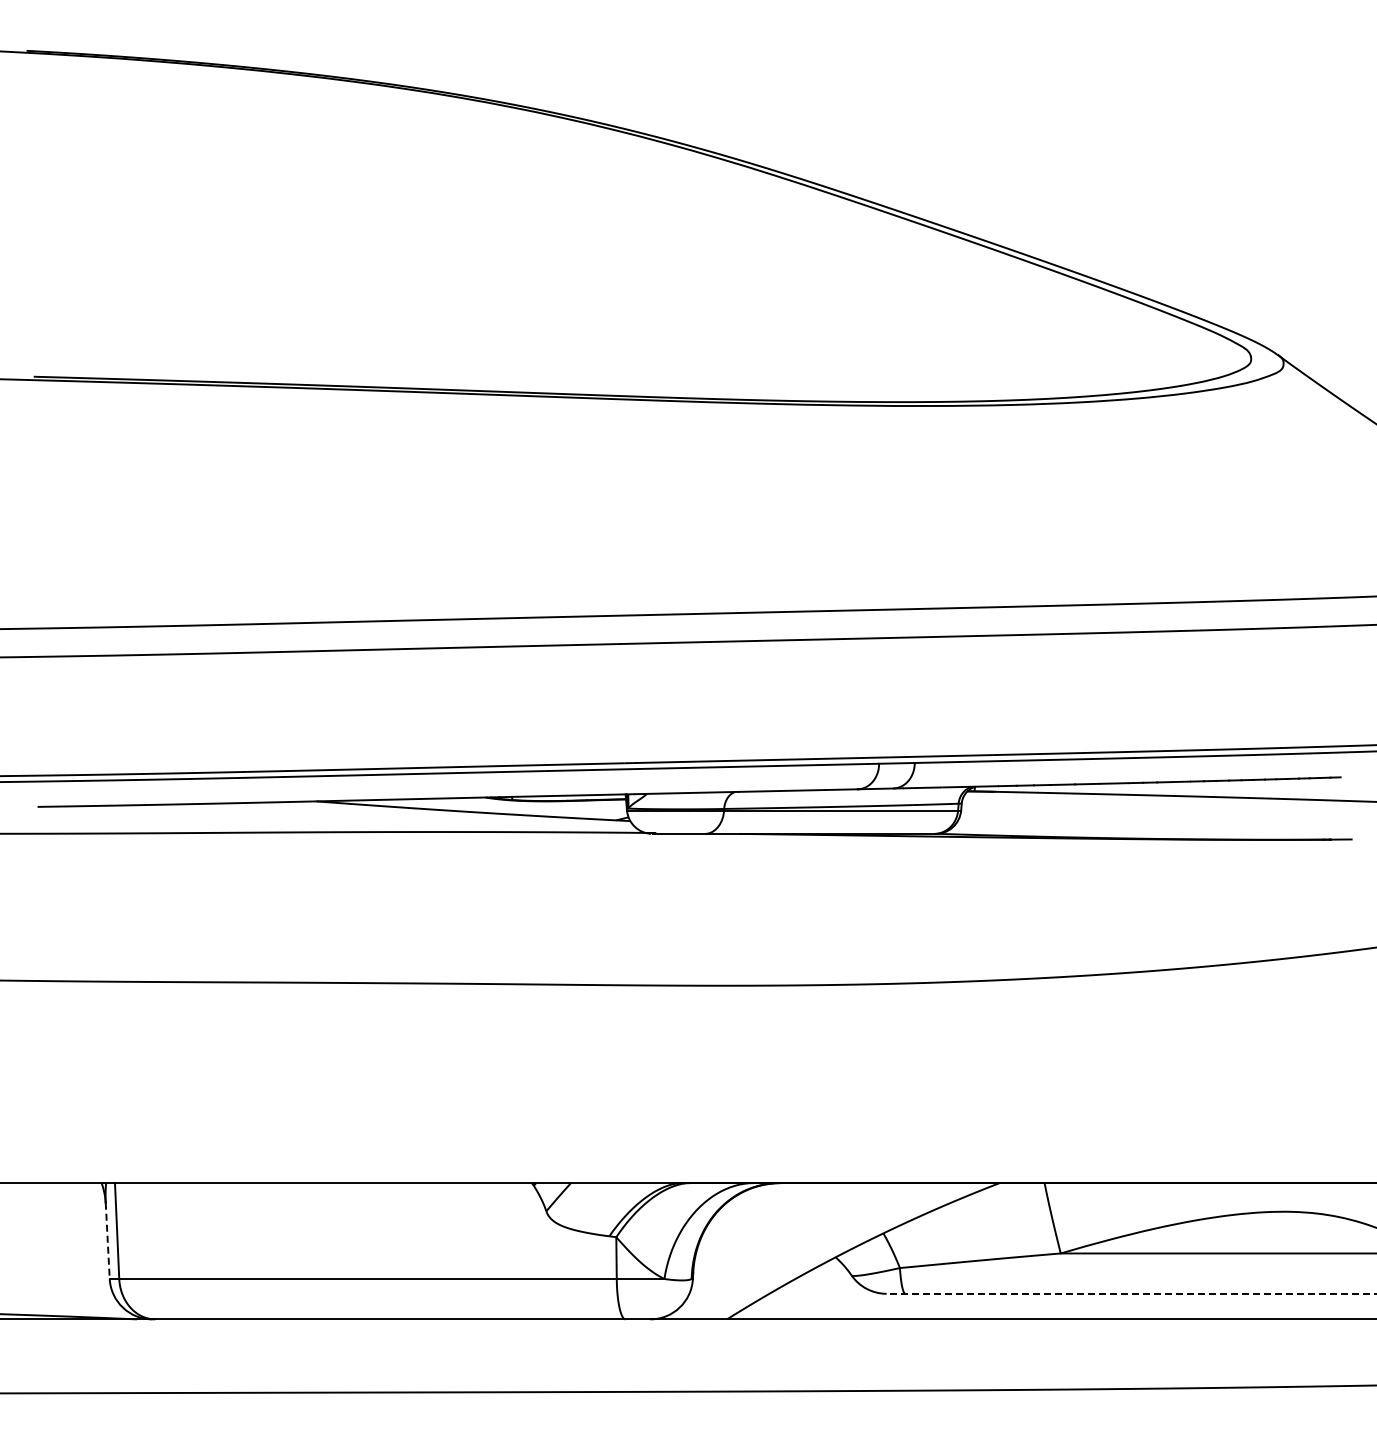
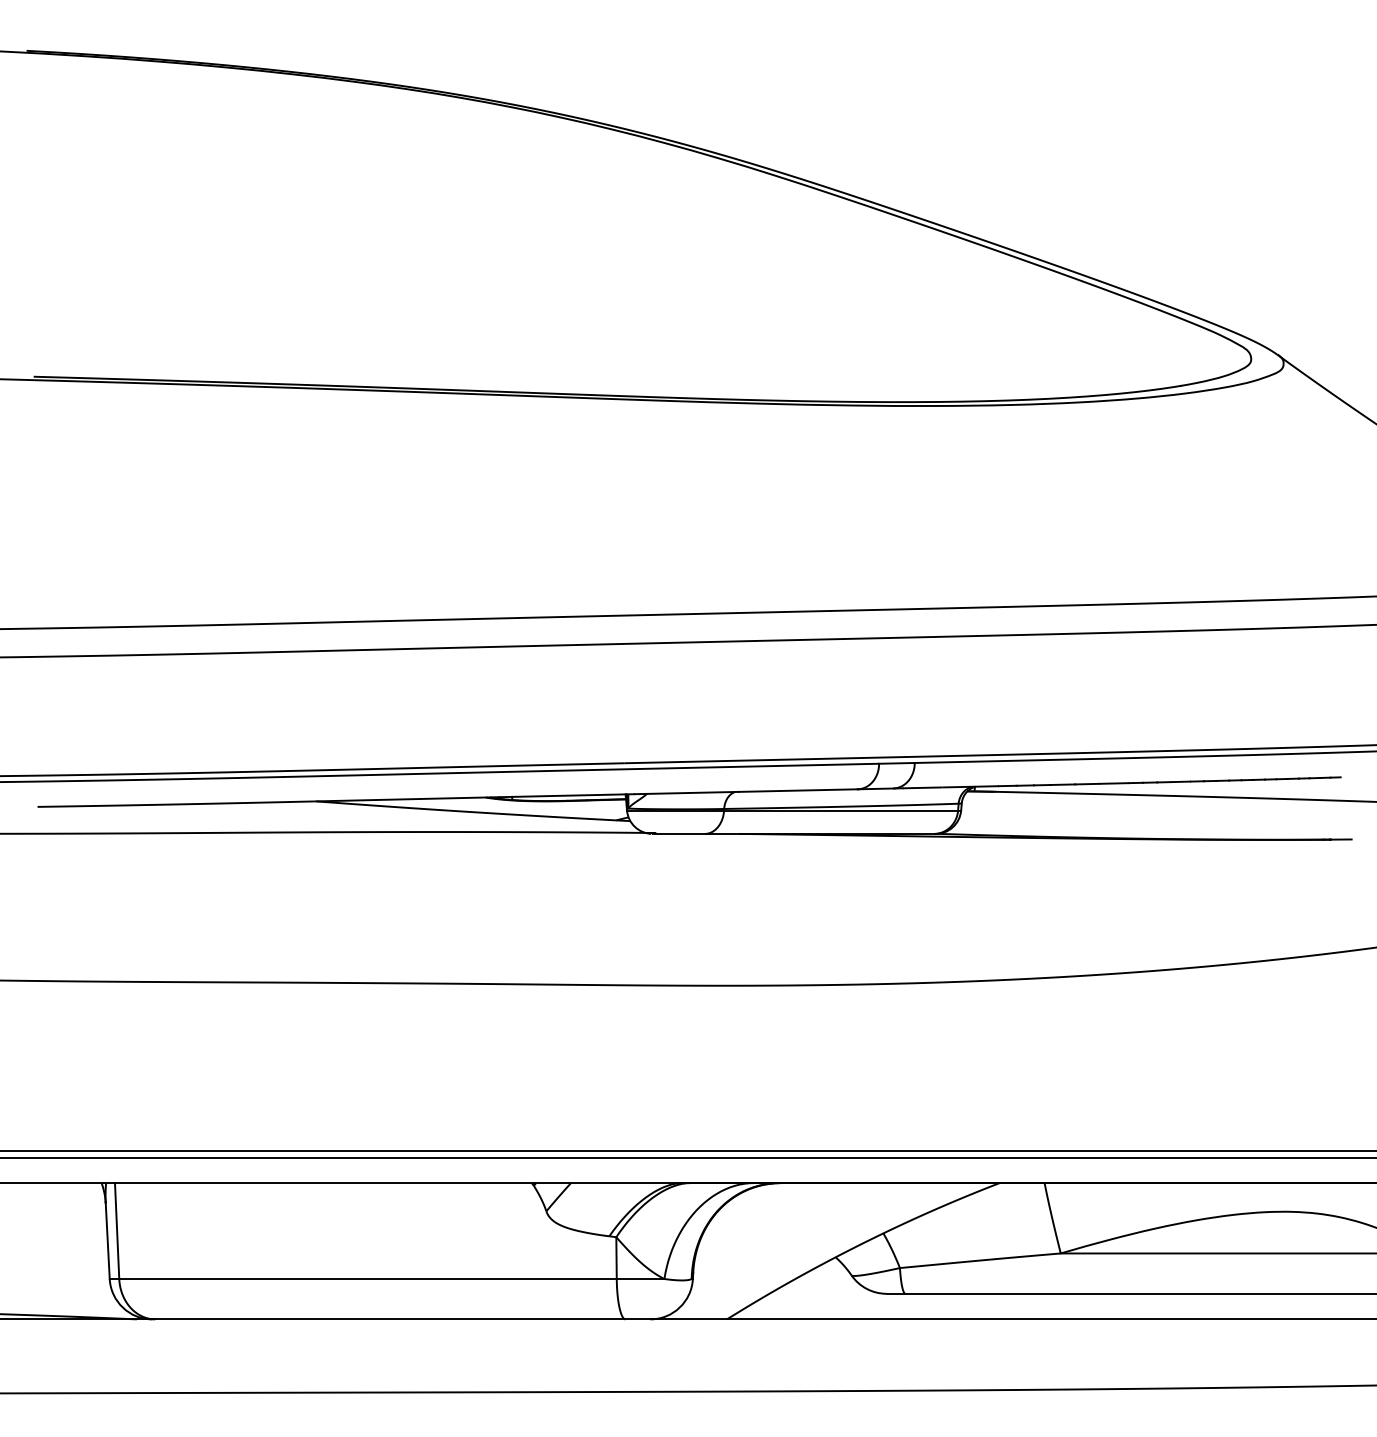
line: none -> present (687, 1151)
line: none -> present (687, 1157)
line: dashed -> solid (107, 1241)
line: dashed -> solid (1131, 1293)
